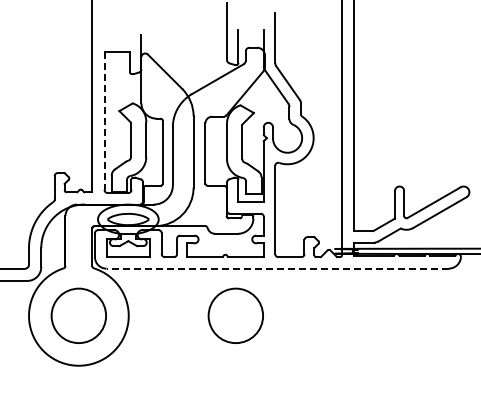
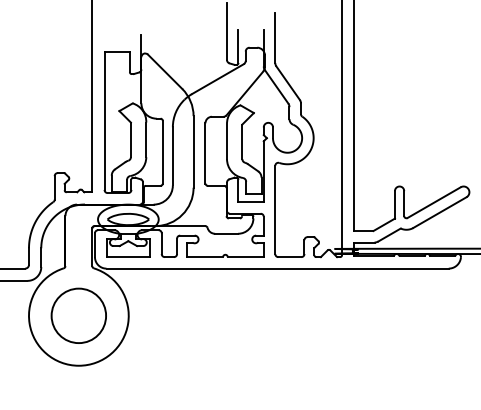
line: dashed -> solid (104, 121)
line: dashed -> solid (277, 268)
circle: present -> none (235, 315)
